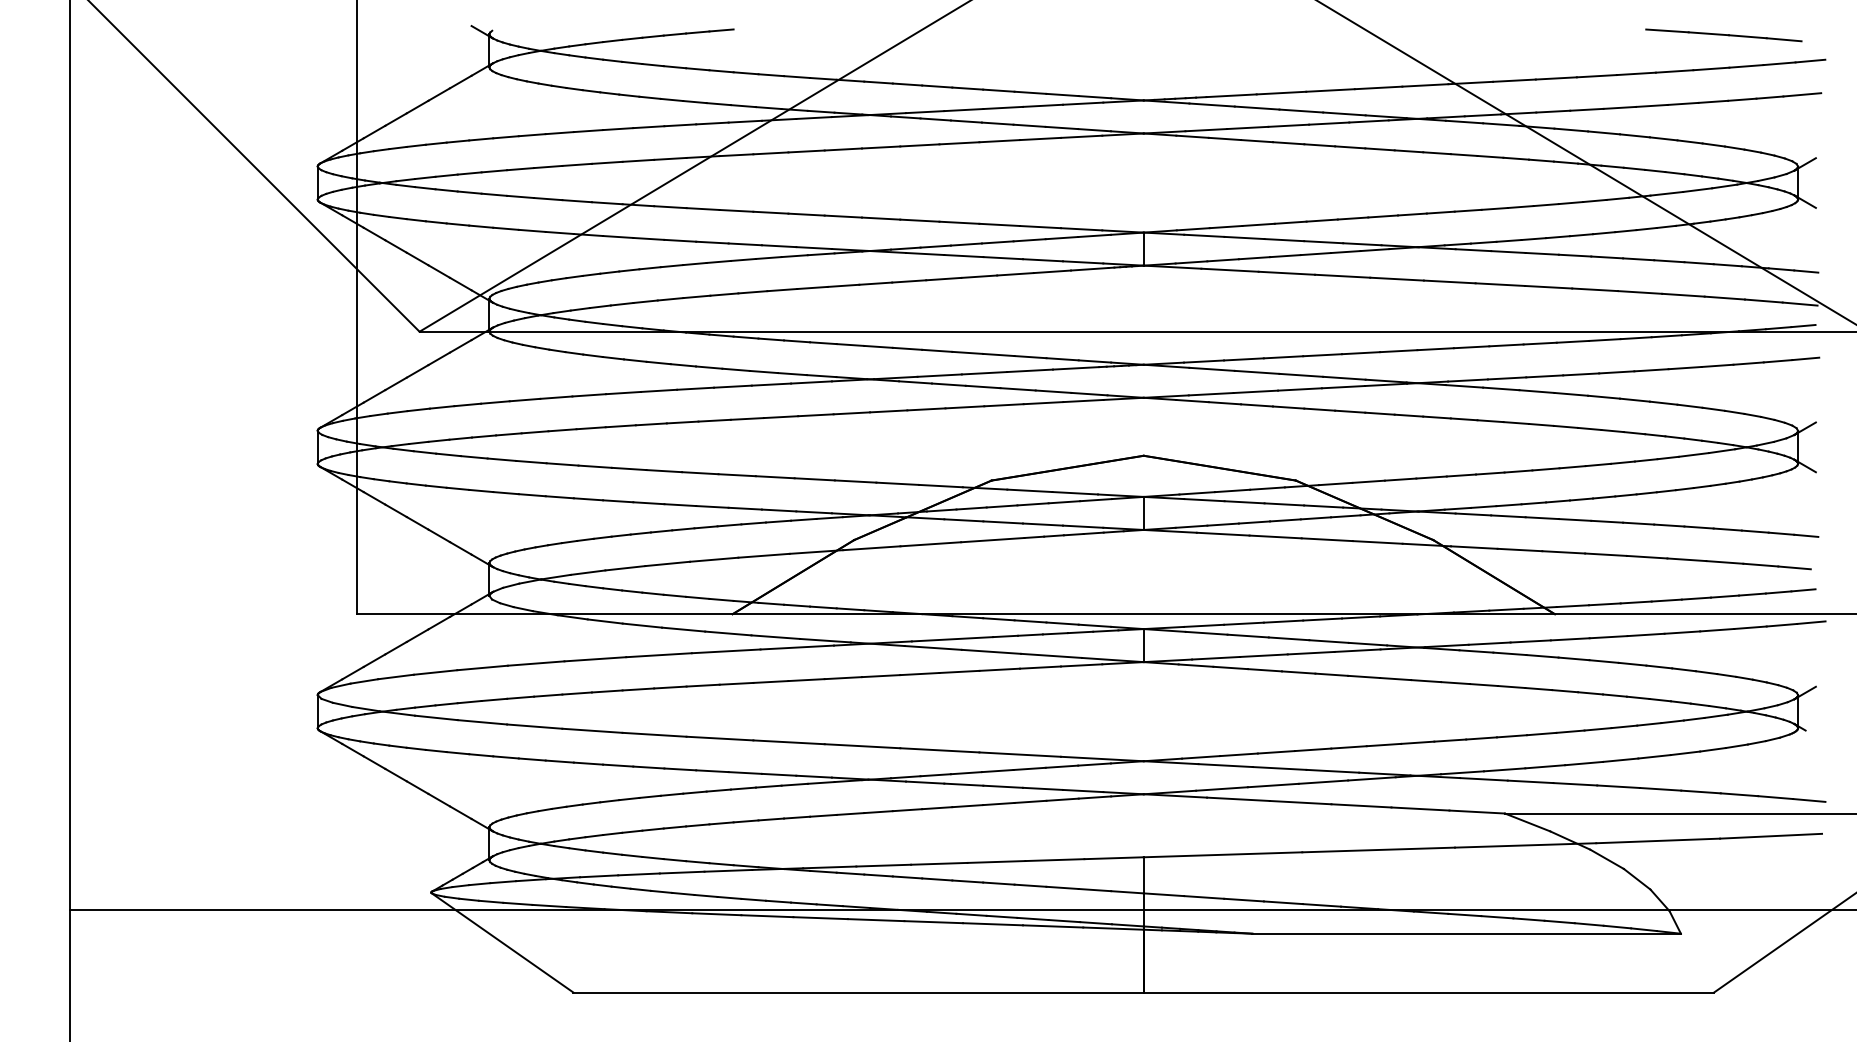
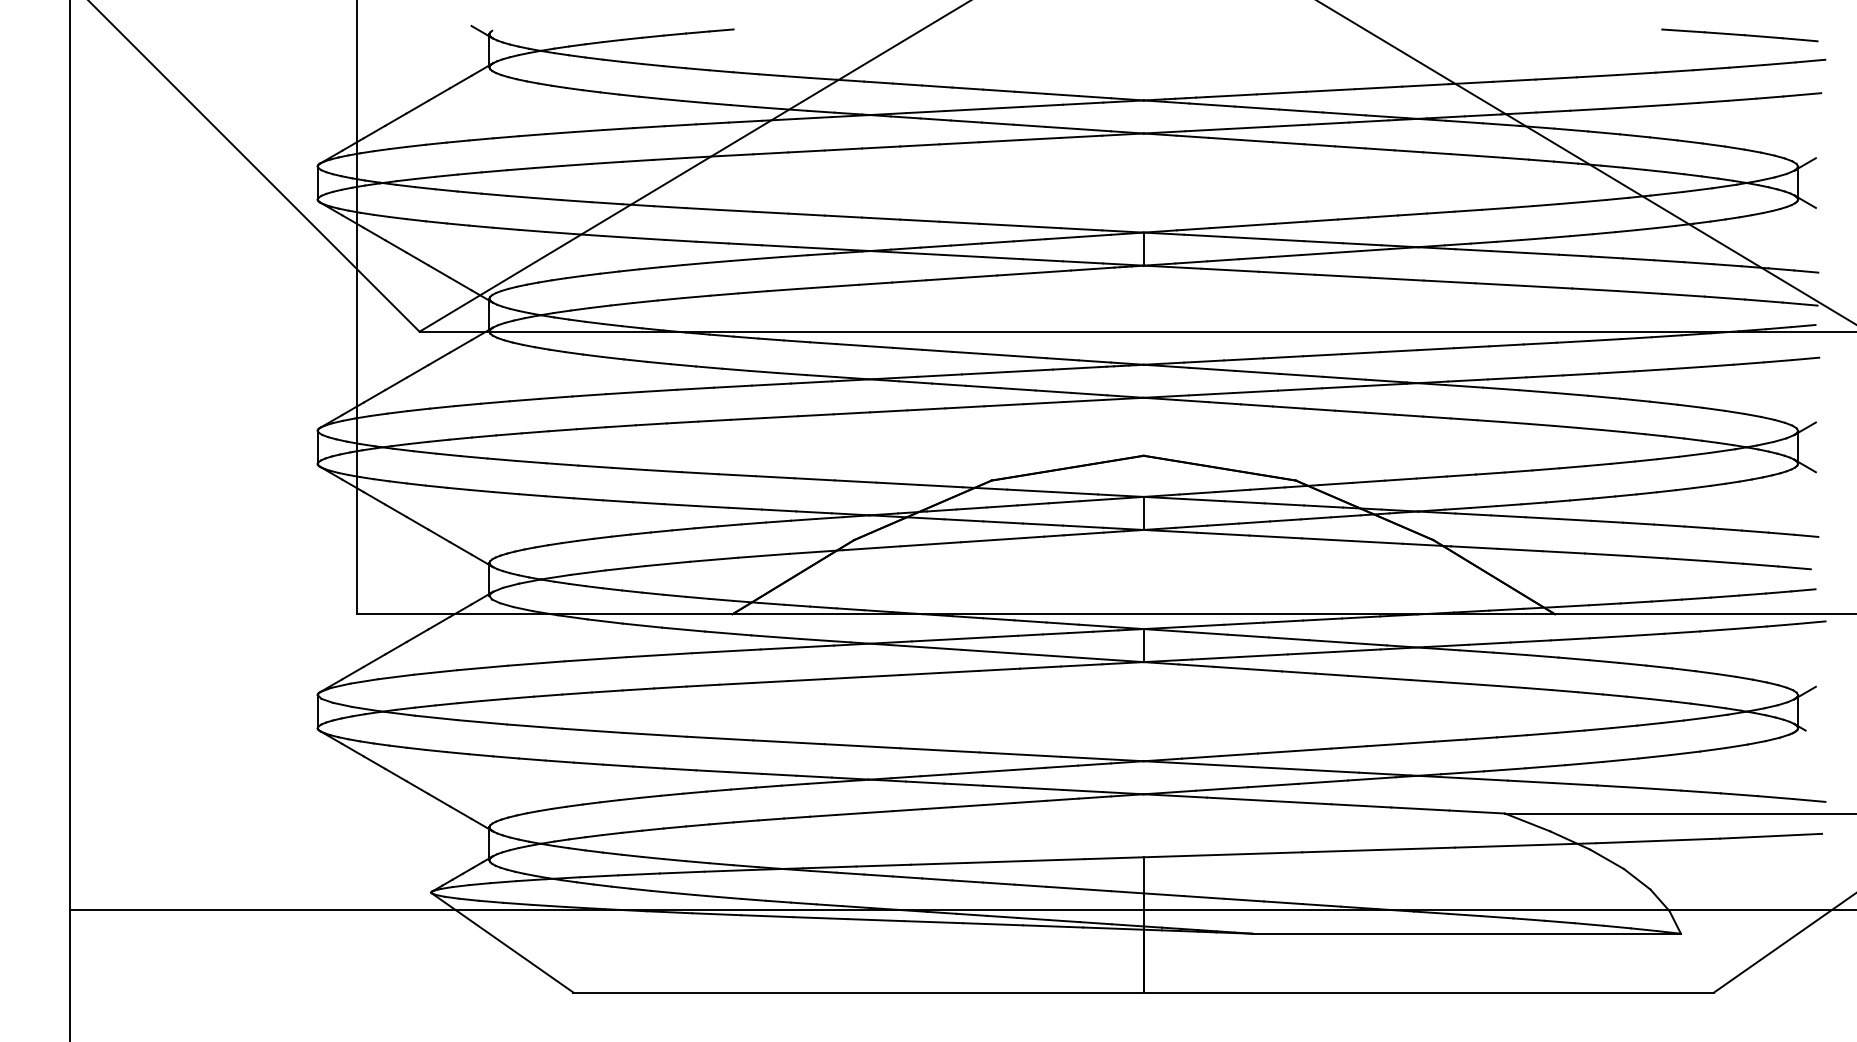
line position: (1723, 35) -> (1739, 35) (1739, 35)
